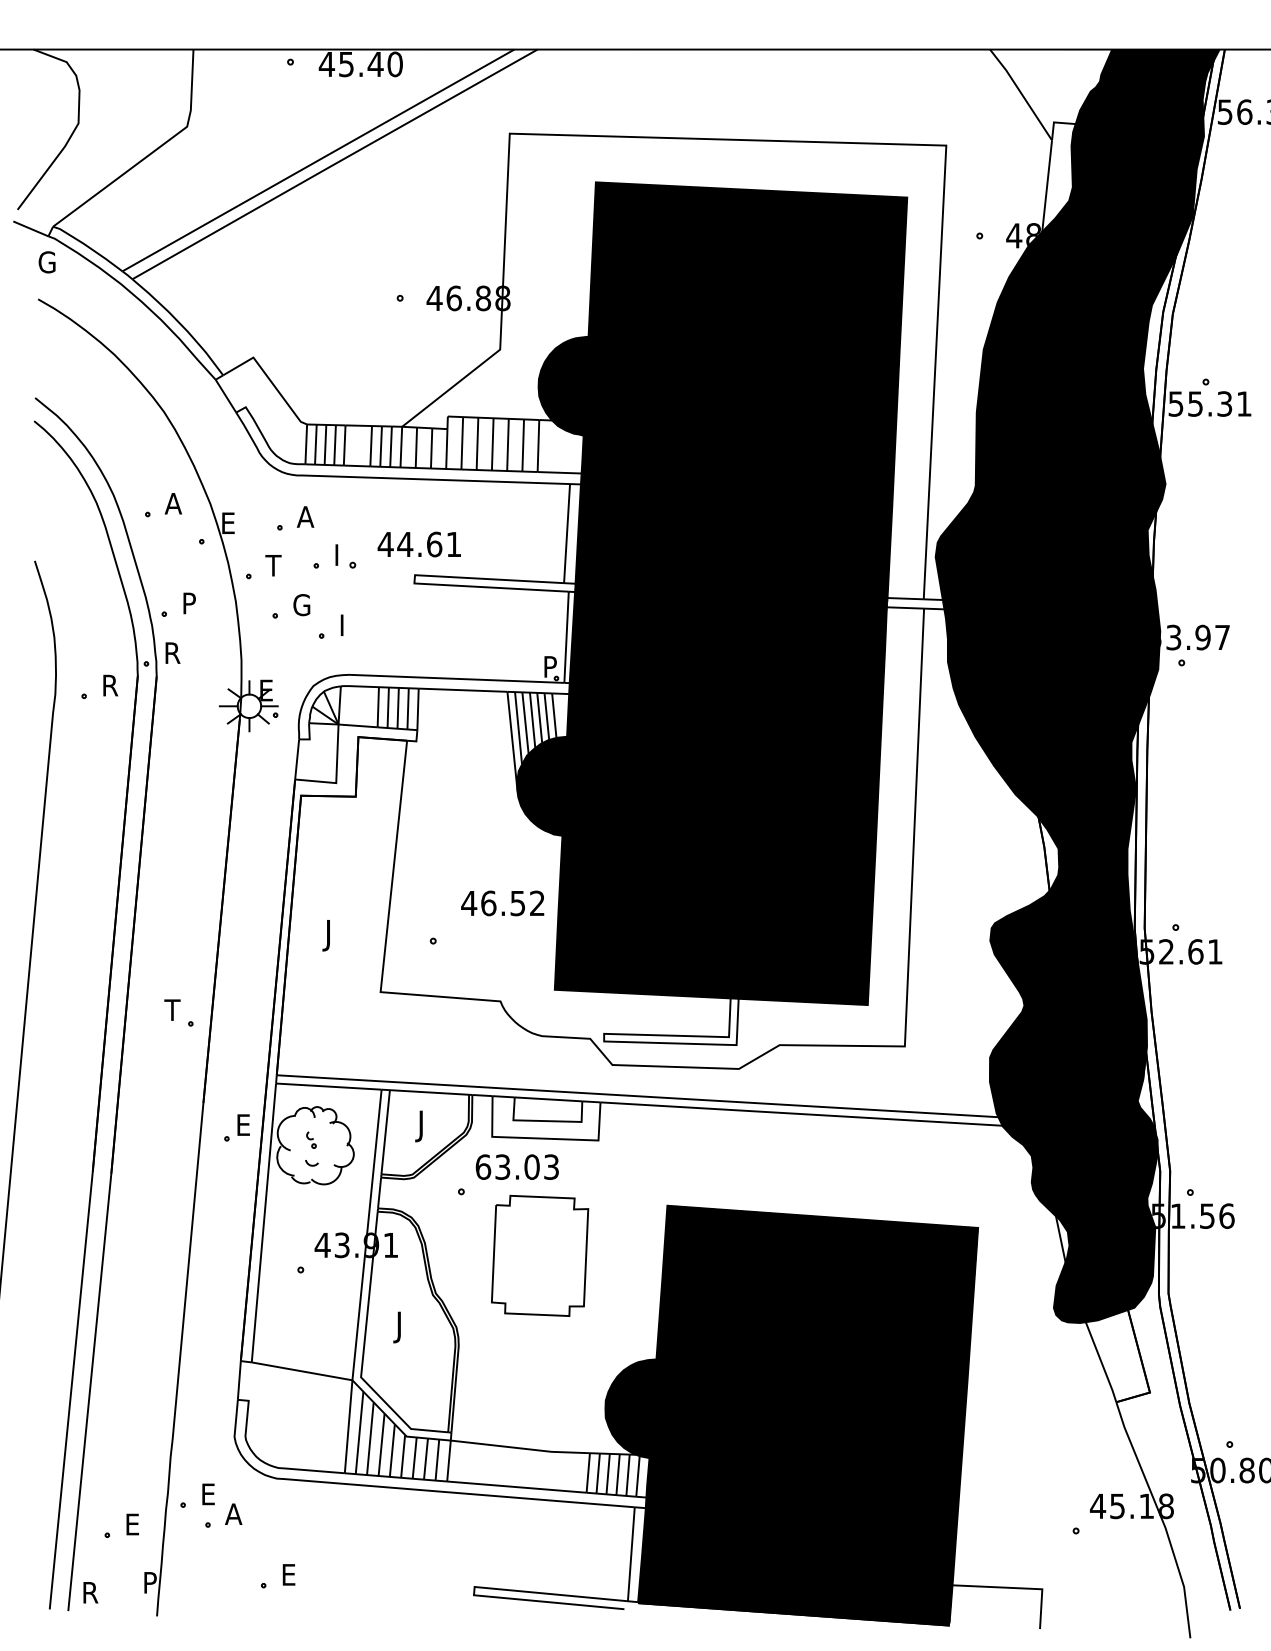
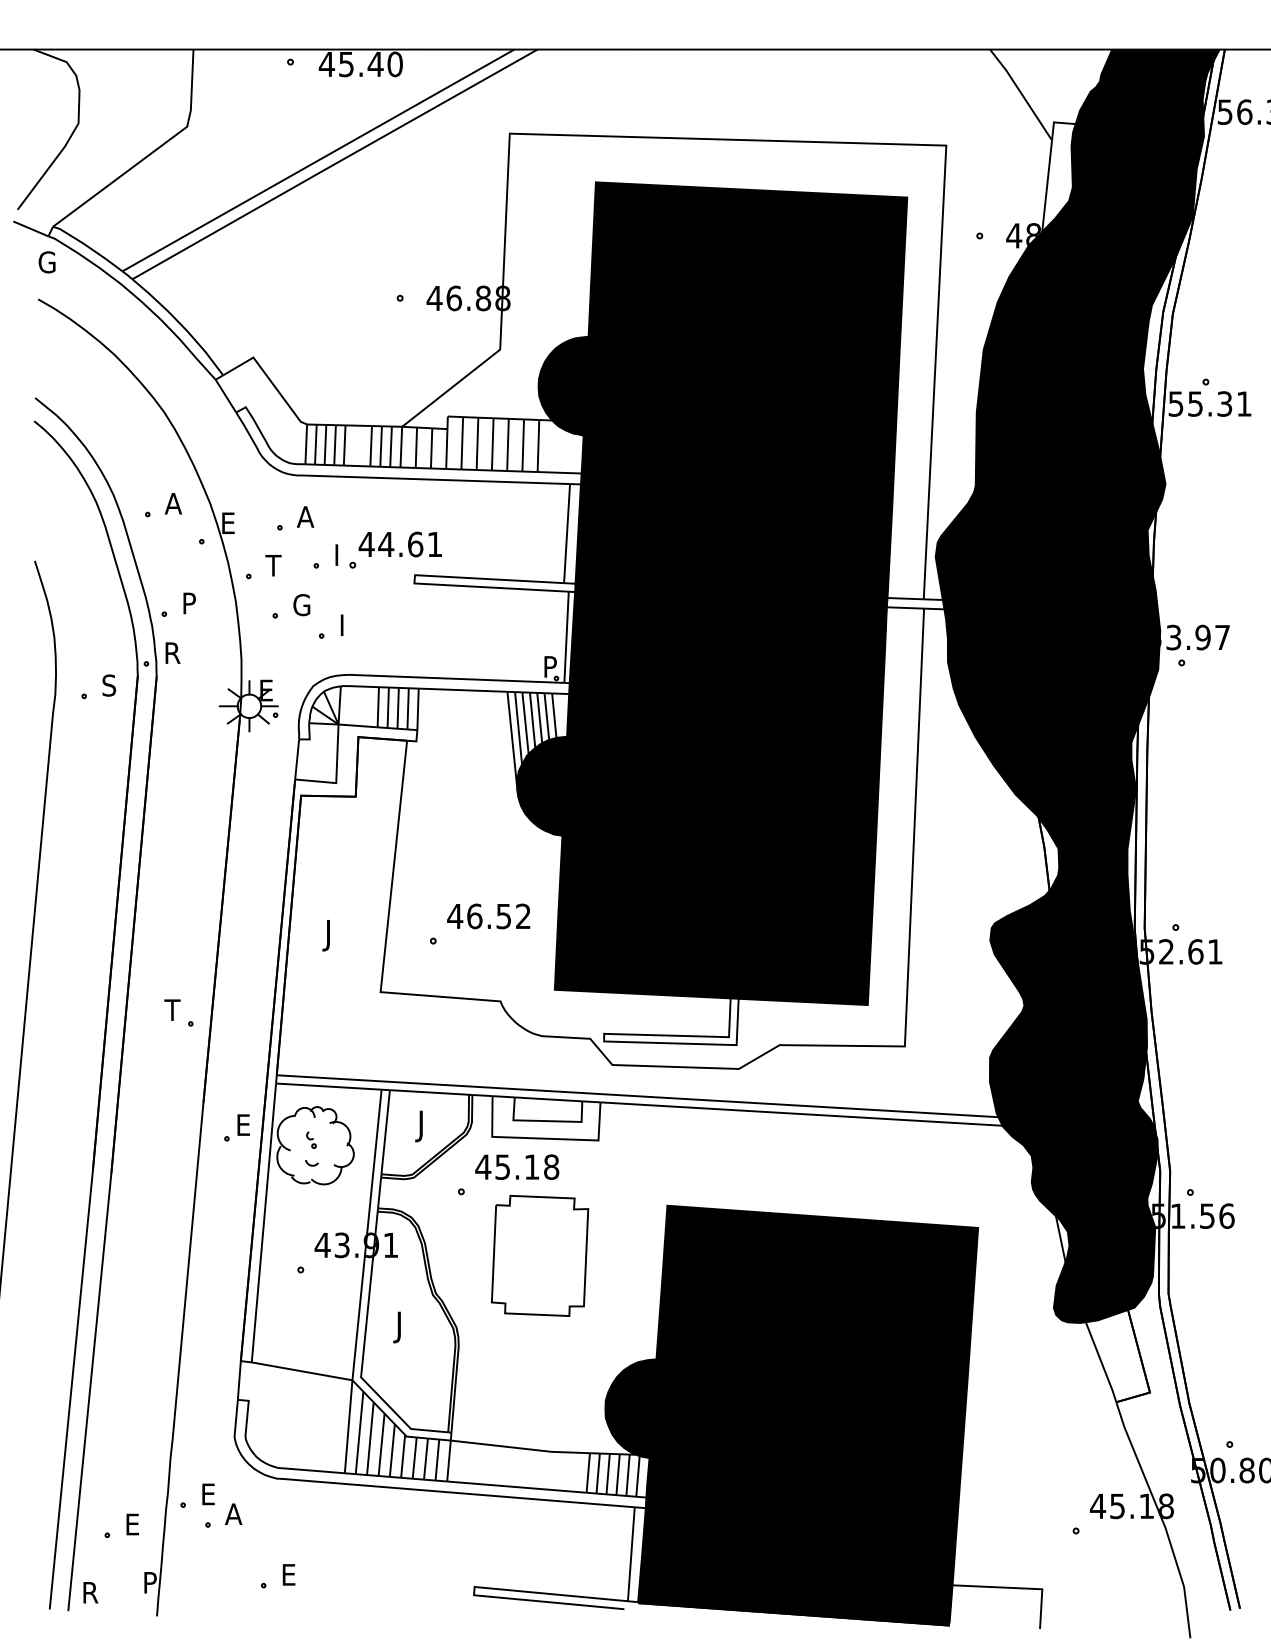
text position: (418, 544) -> (399, 544) (399, 544)
text: R -> S (110, 685)
text position: (502, 903) -> (488, 916) (488, 916)
text: 63.03 -> 45.18 (517, 1166)
